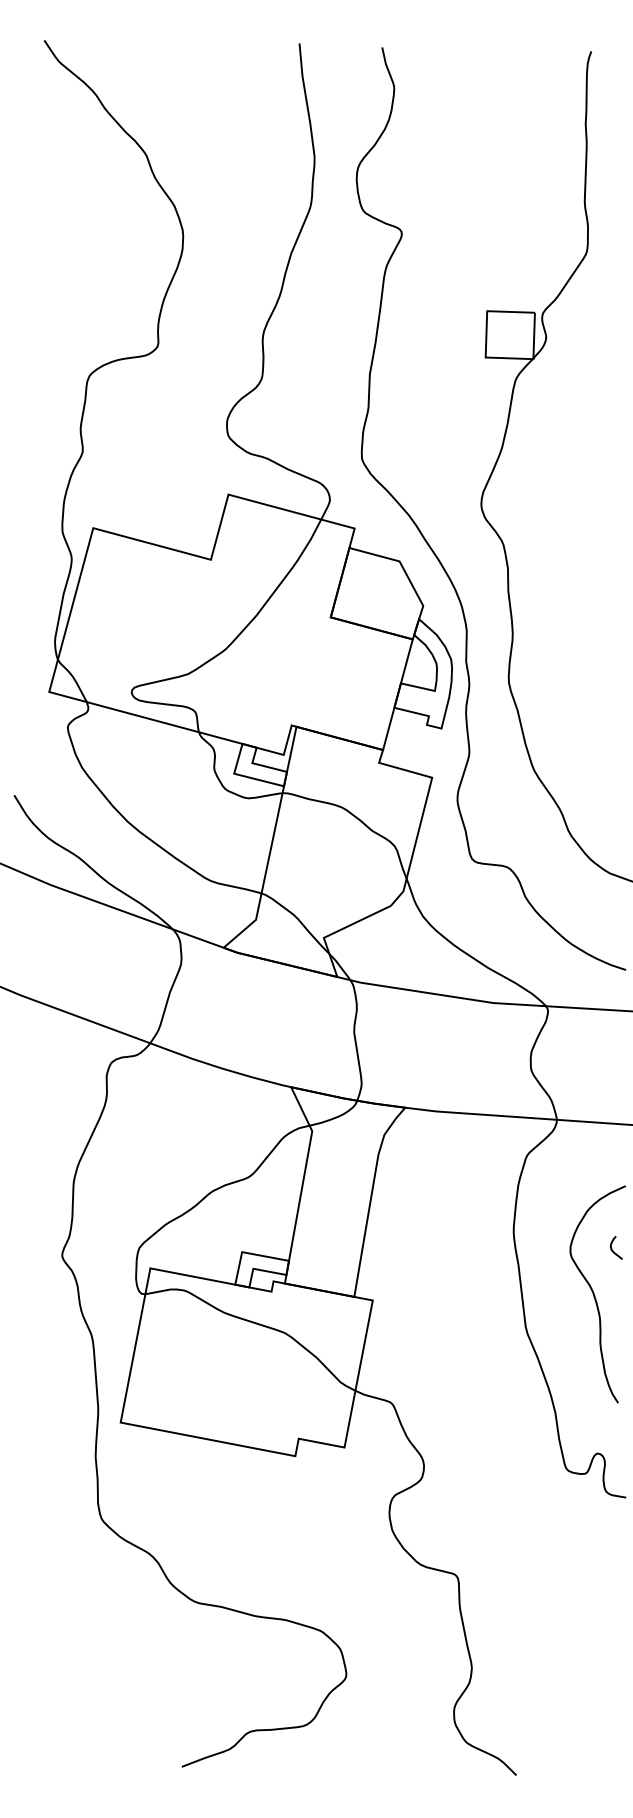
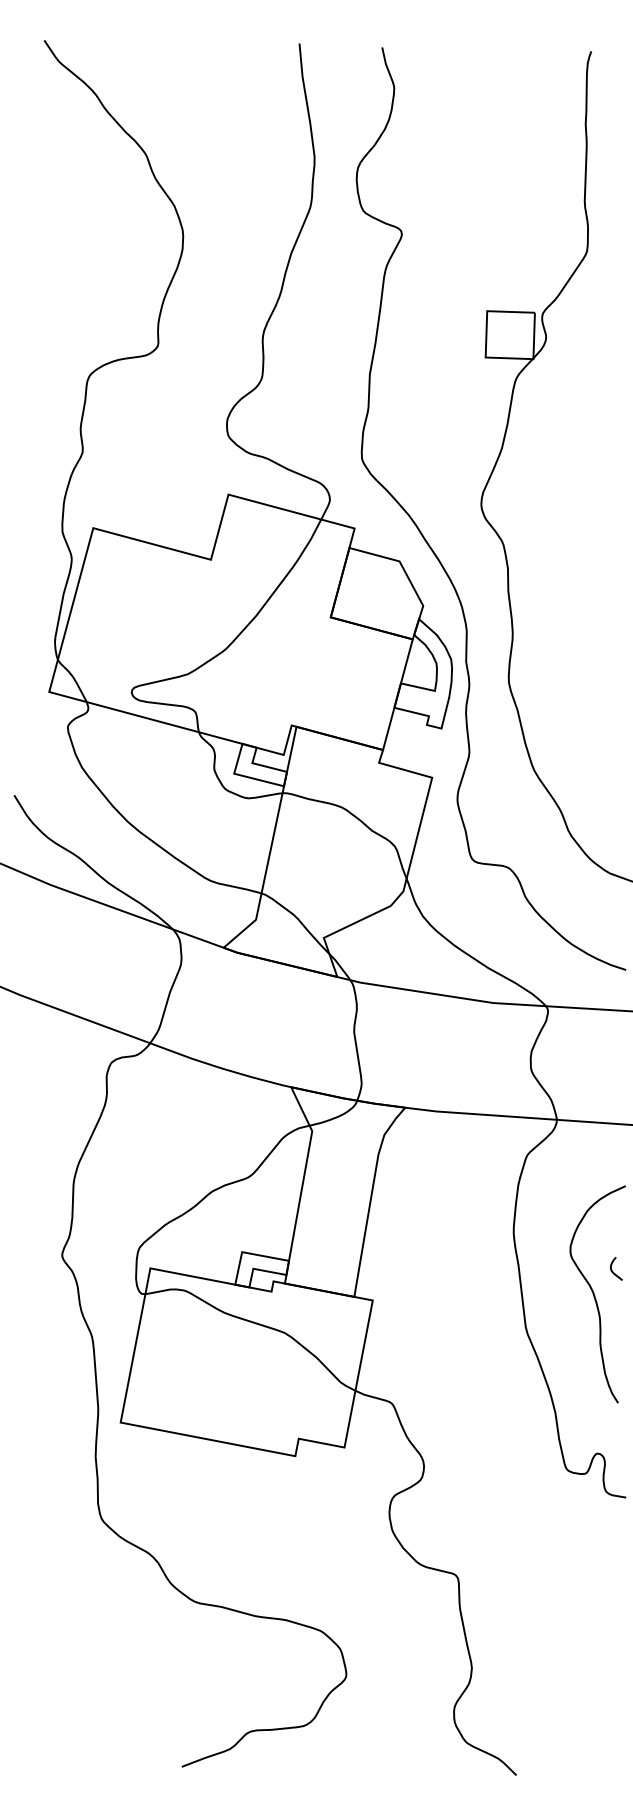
curve position: (612, 1248) -> (612, 1269) (612, 1269)
